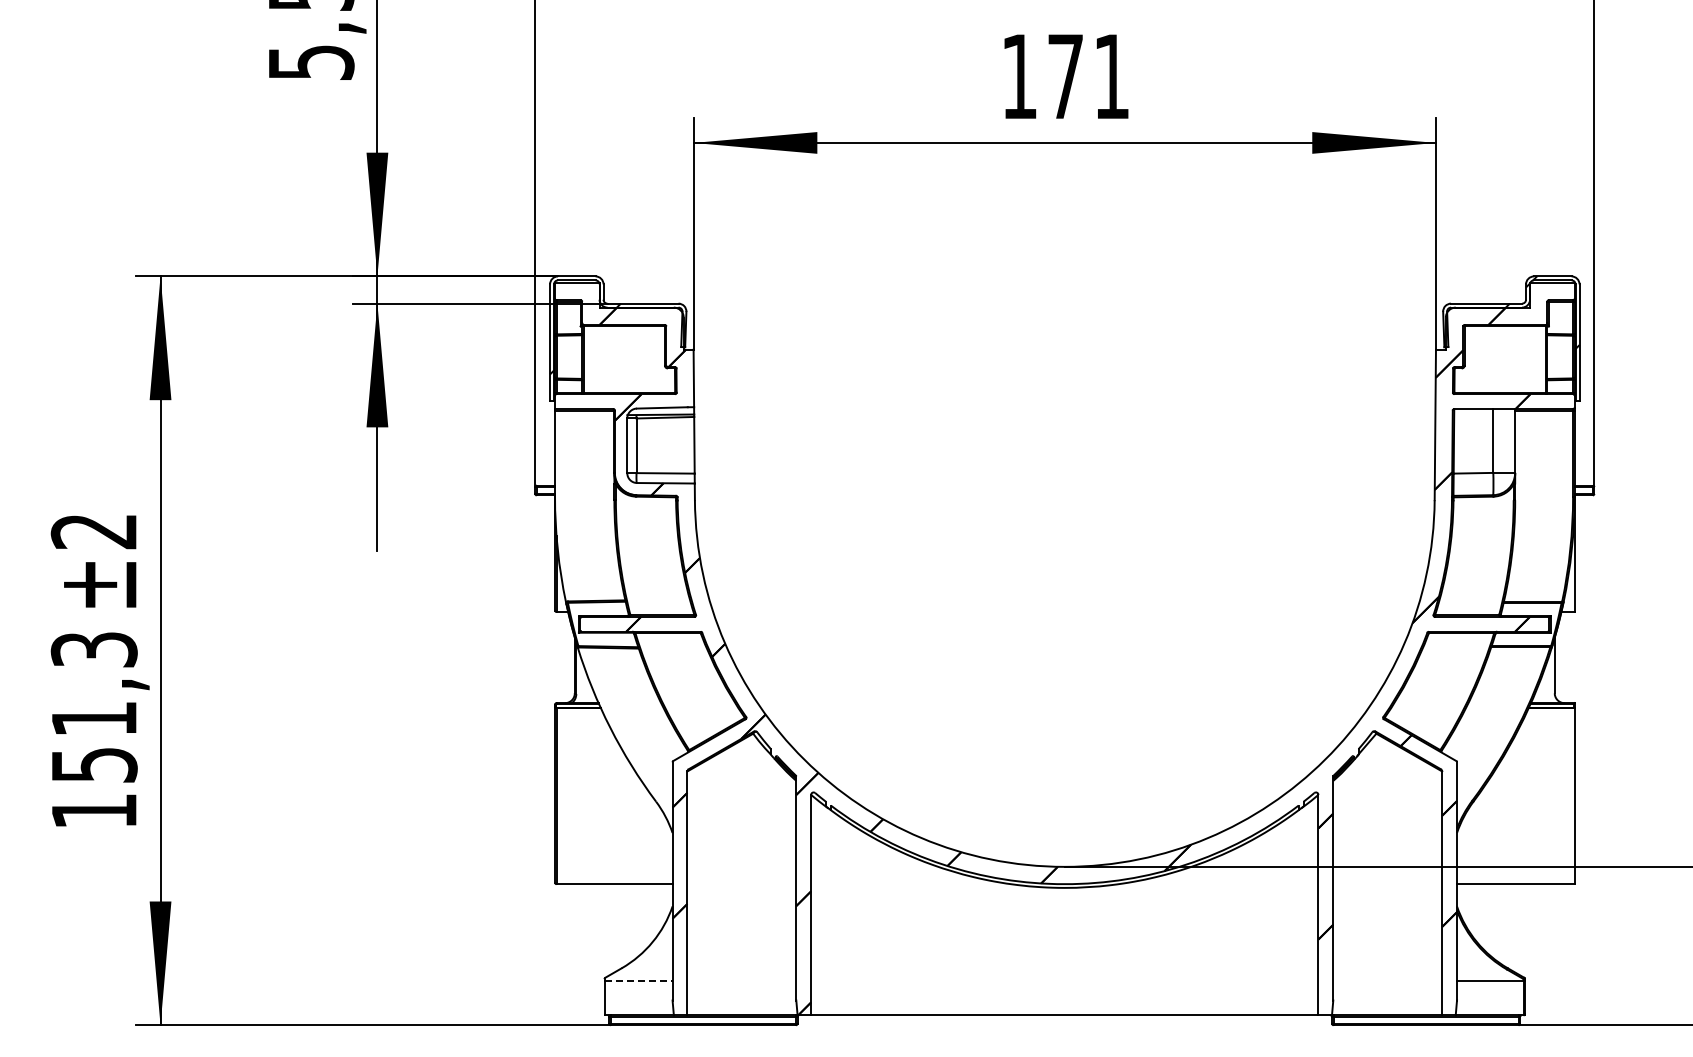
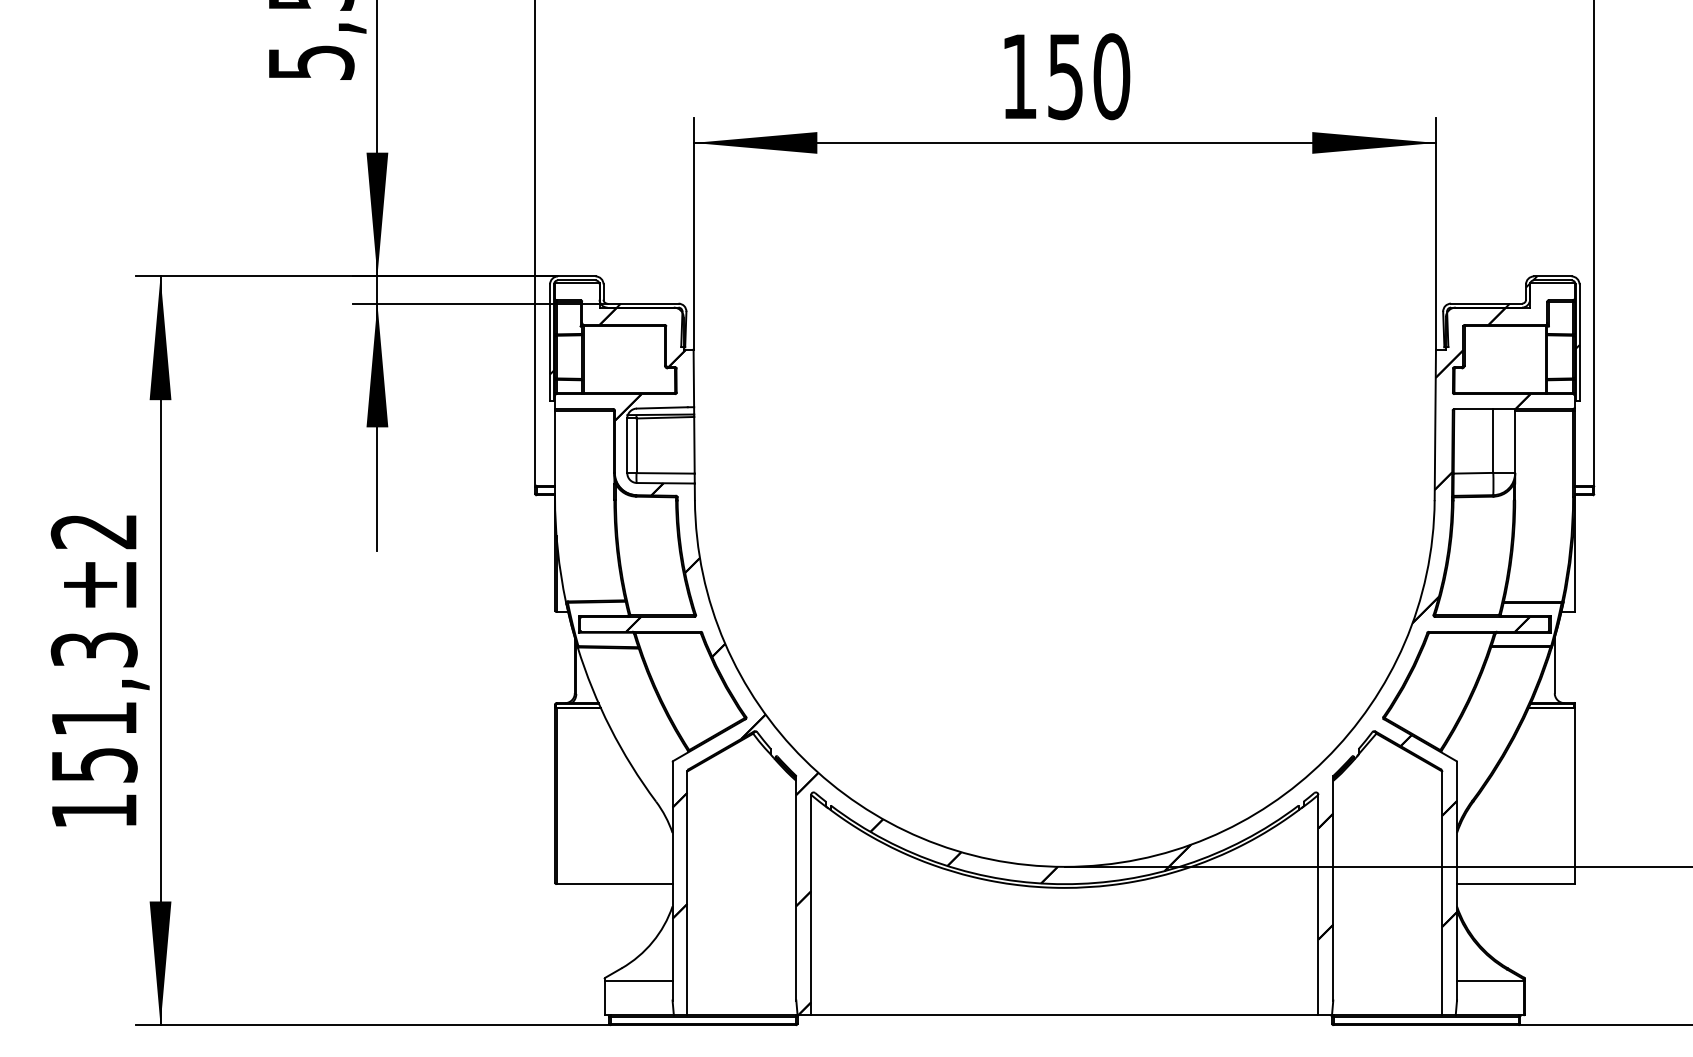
text: 171 -> 150 (1089, 76)
line: dashed -> solid (639, 980)
